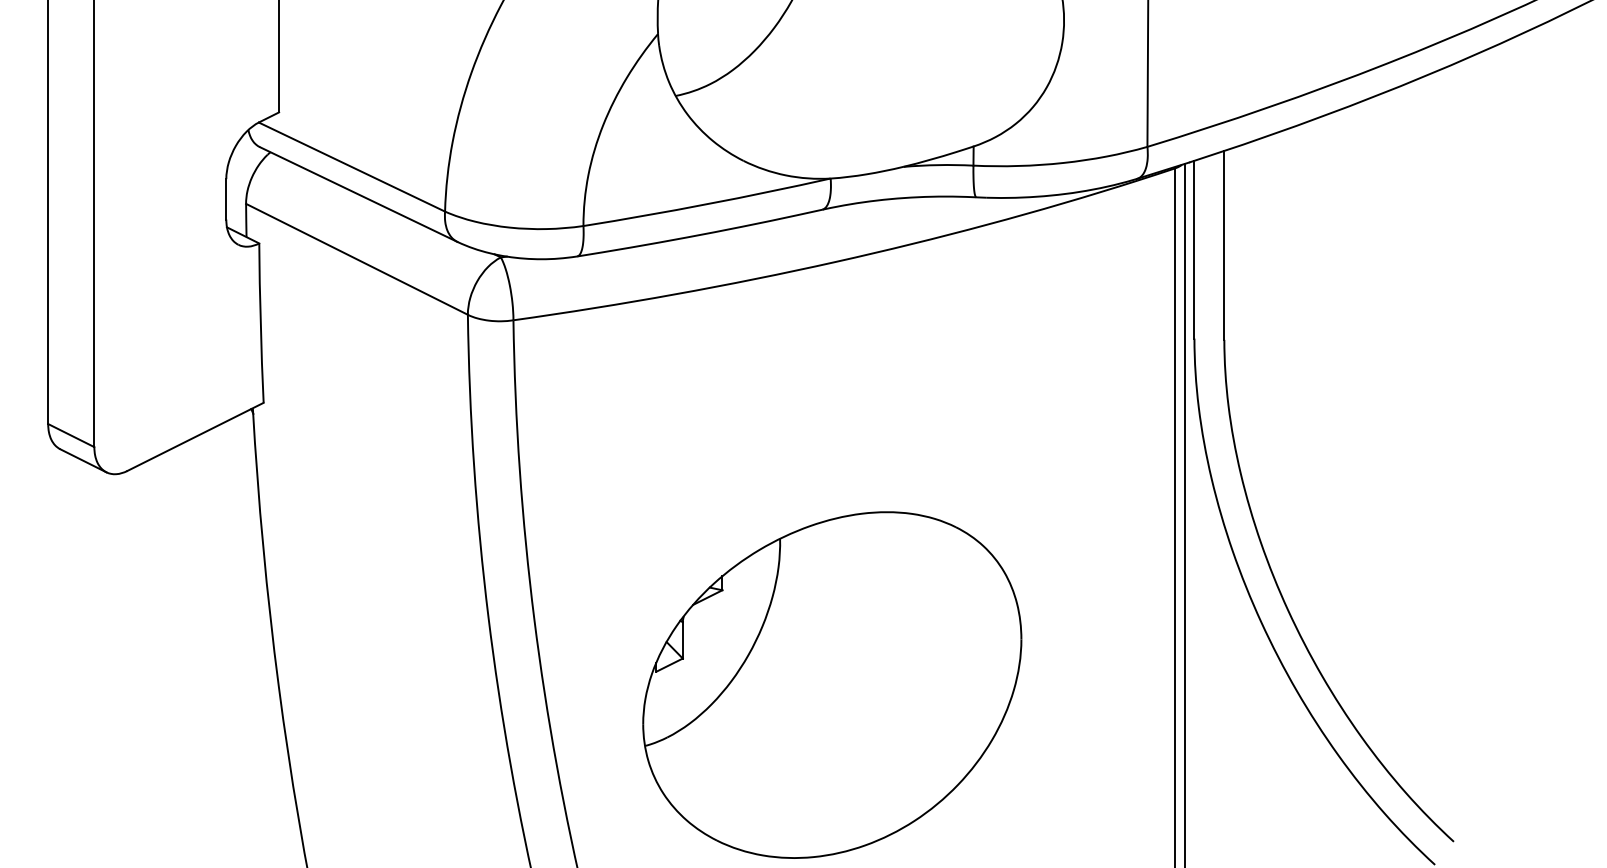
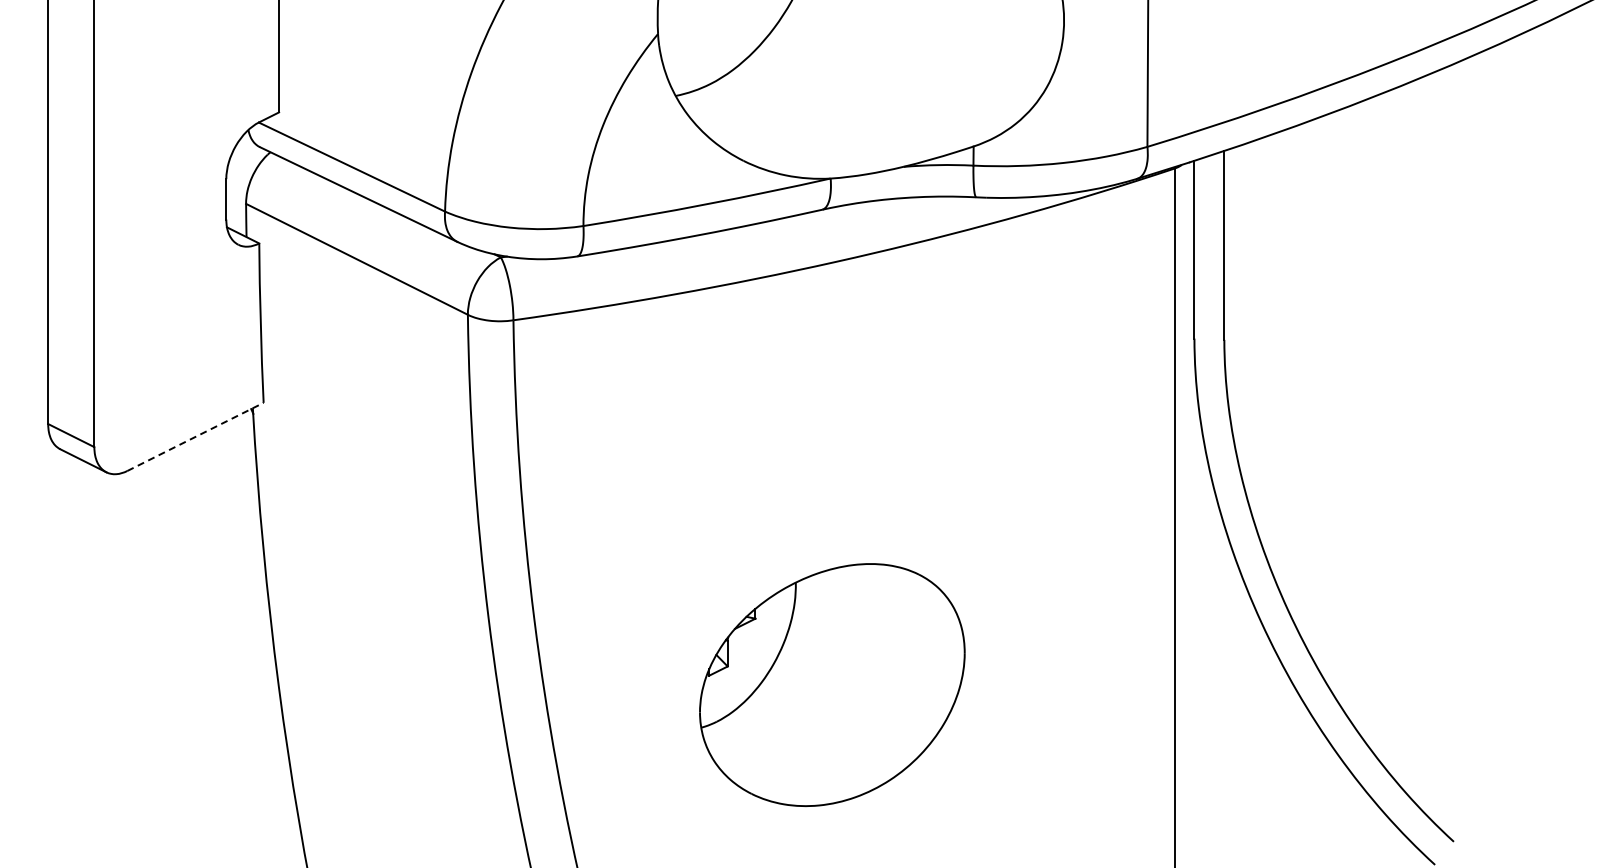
line: solid -> dashed (195, 436)
line: present -> none (1185, 513)
part size: 381x348 px -> 267x244 px (832, 684)
